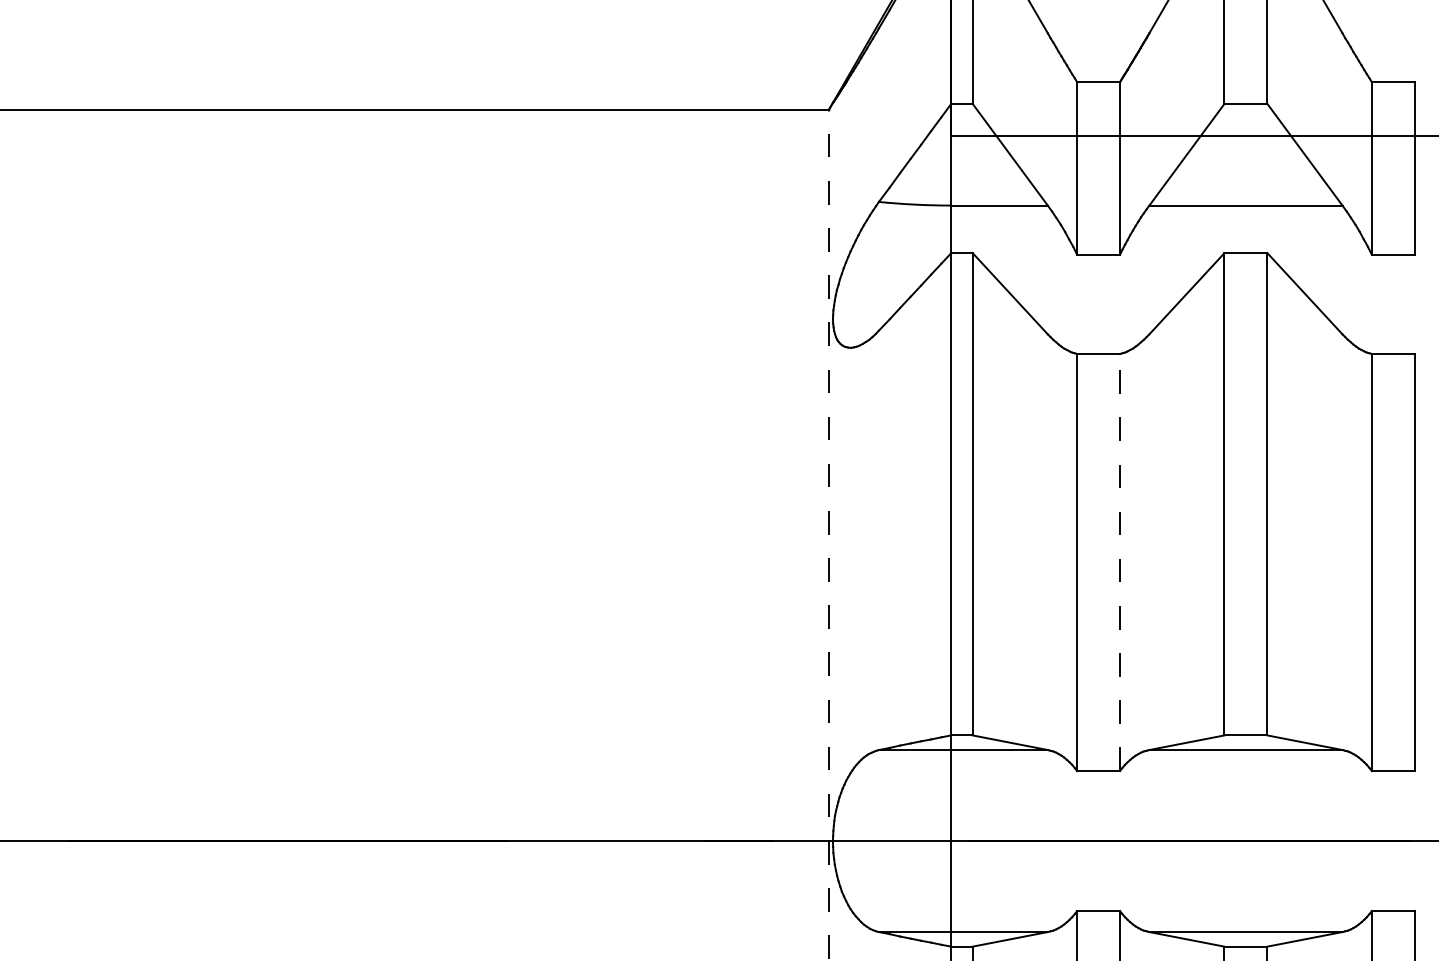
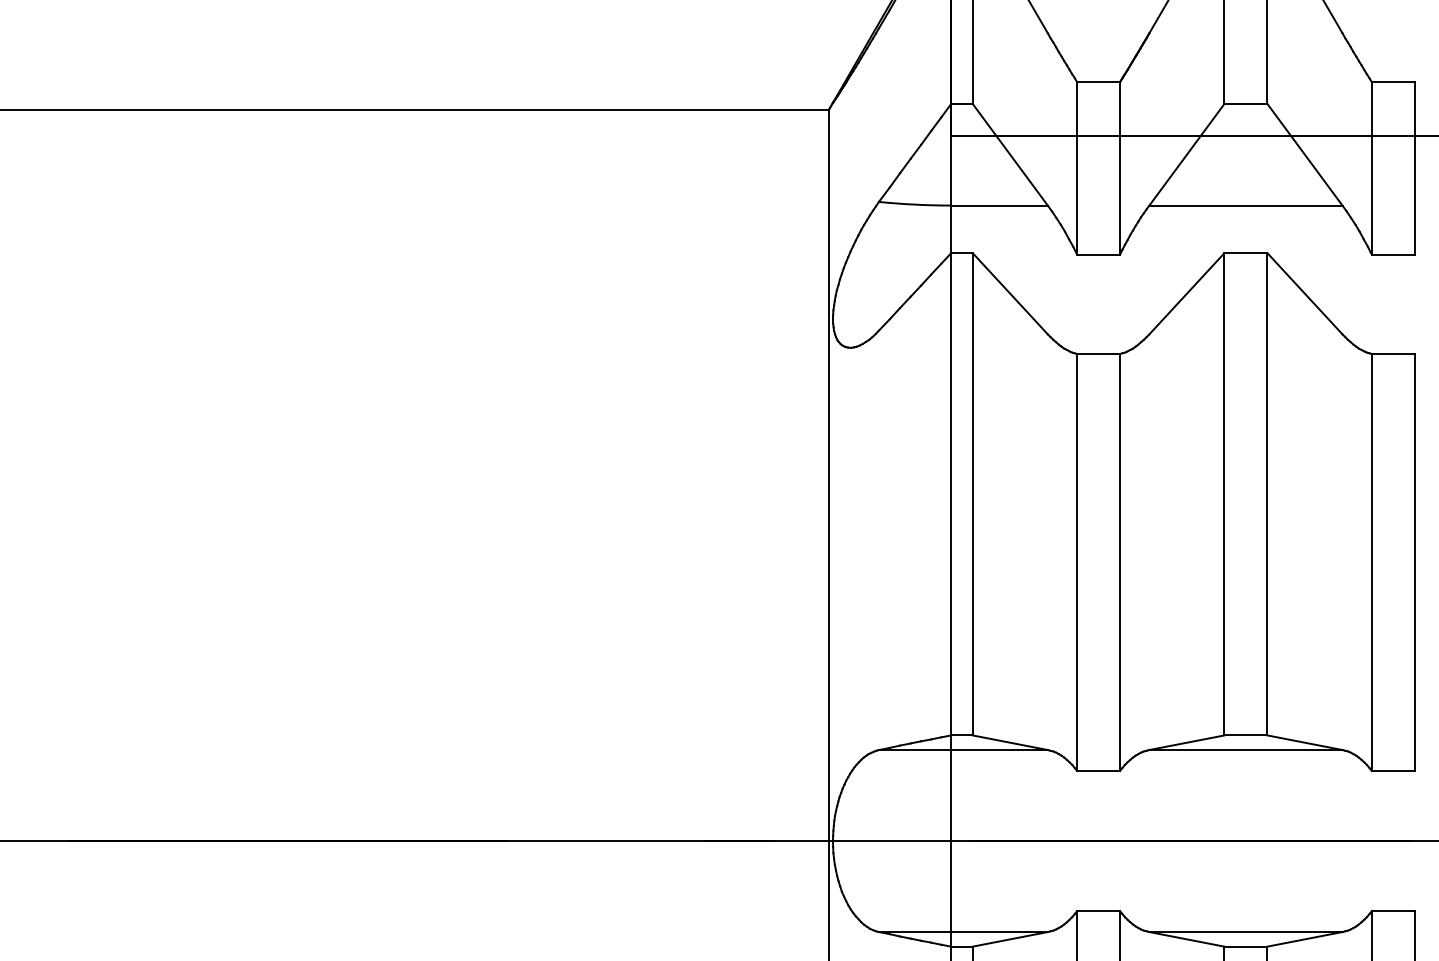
line: dashed -> solid (828, 535)
line: dashed -> solid (1120, 562)
